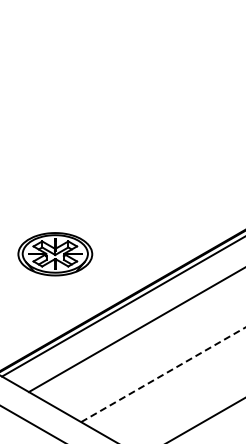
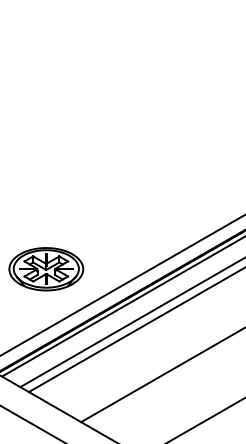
part position: (55, 254) -> (46, 269) (46, 269)
line: none -> present (122, 285)
line: none -> present (131, 323)
line: dashed -> solid (163, 374)
